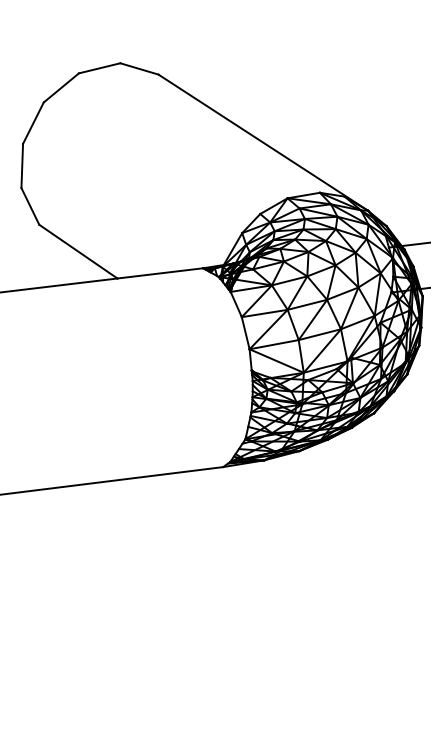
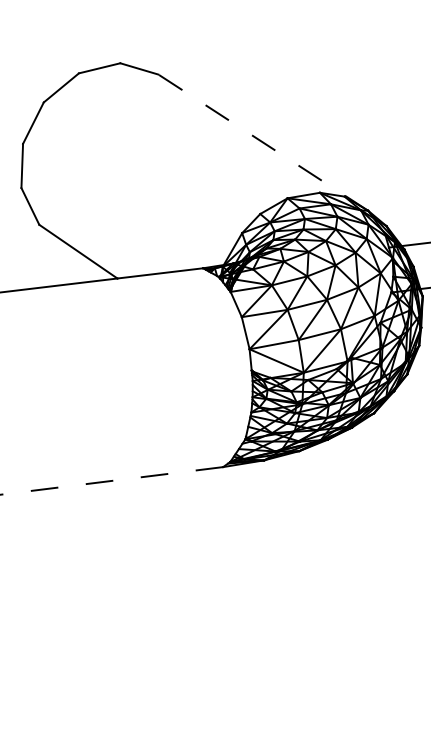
line: solid -> dashed (262, 142)
line: solid -> dashed (112, 480)
